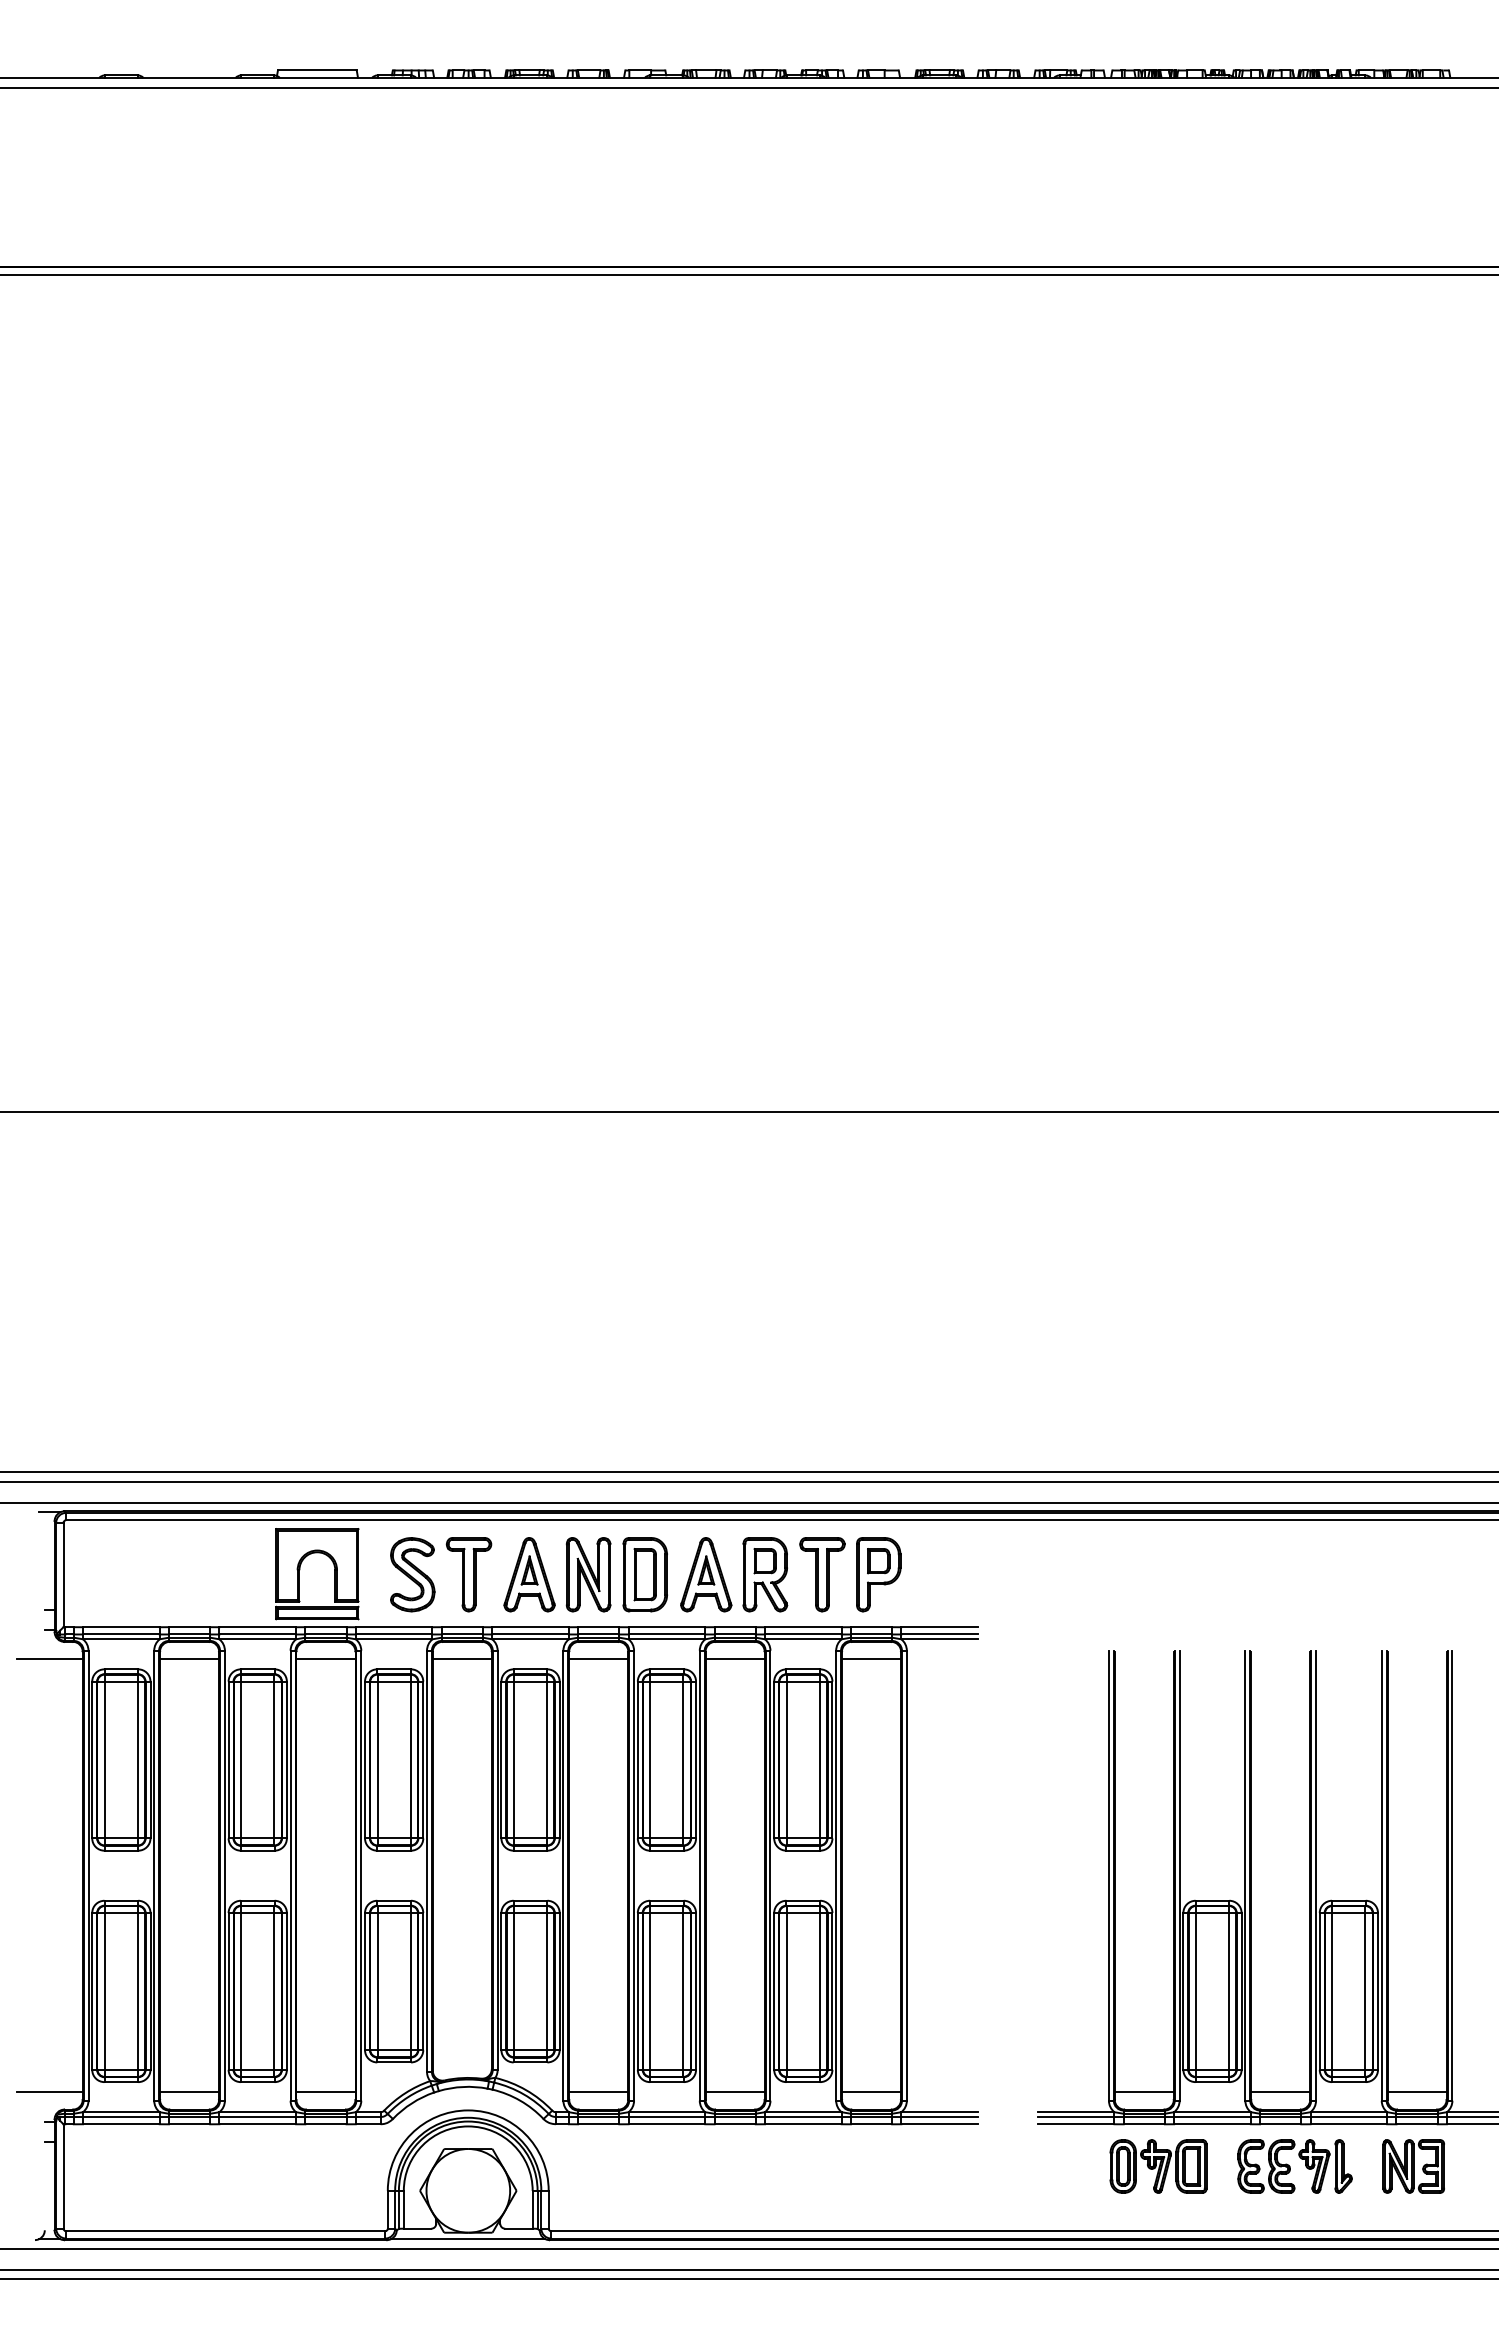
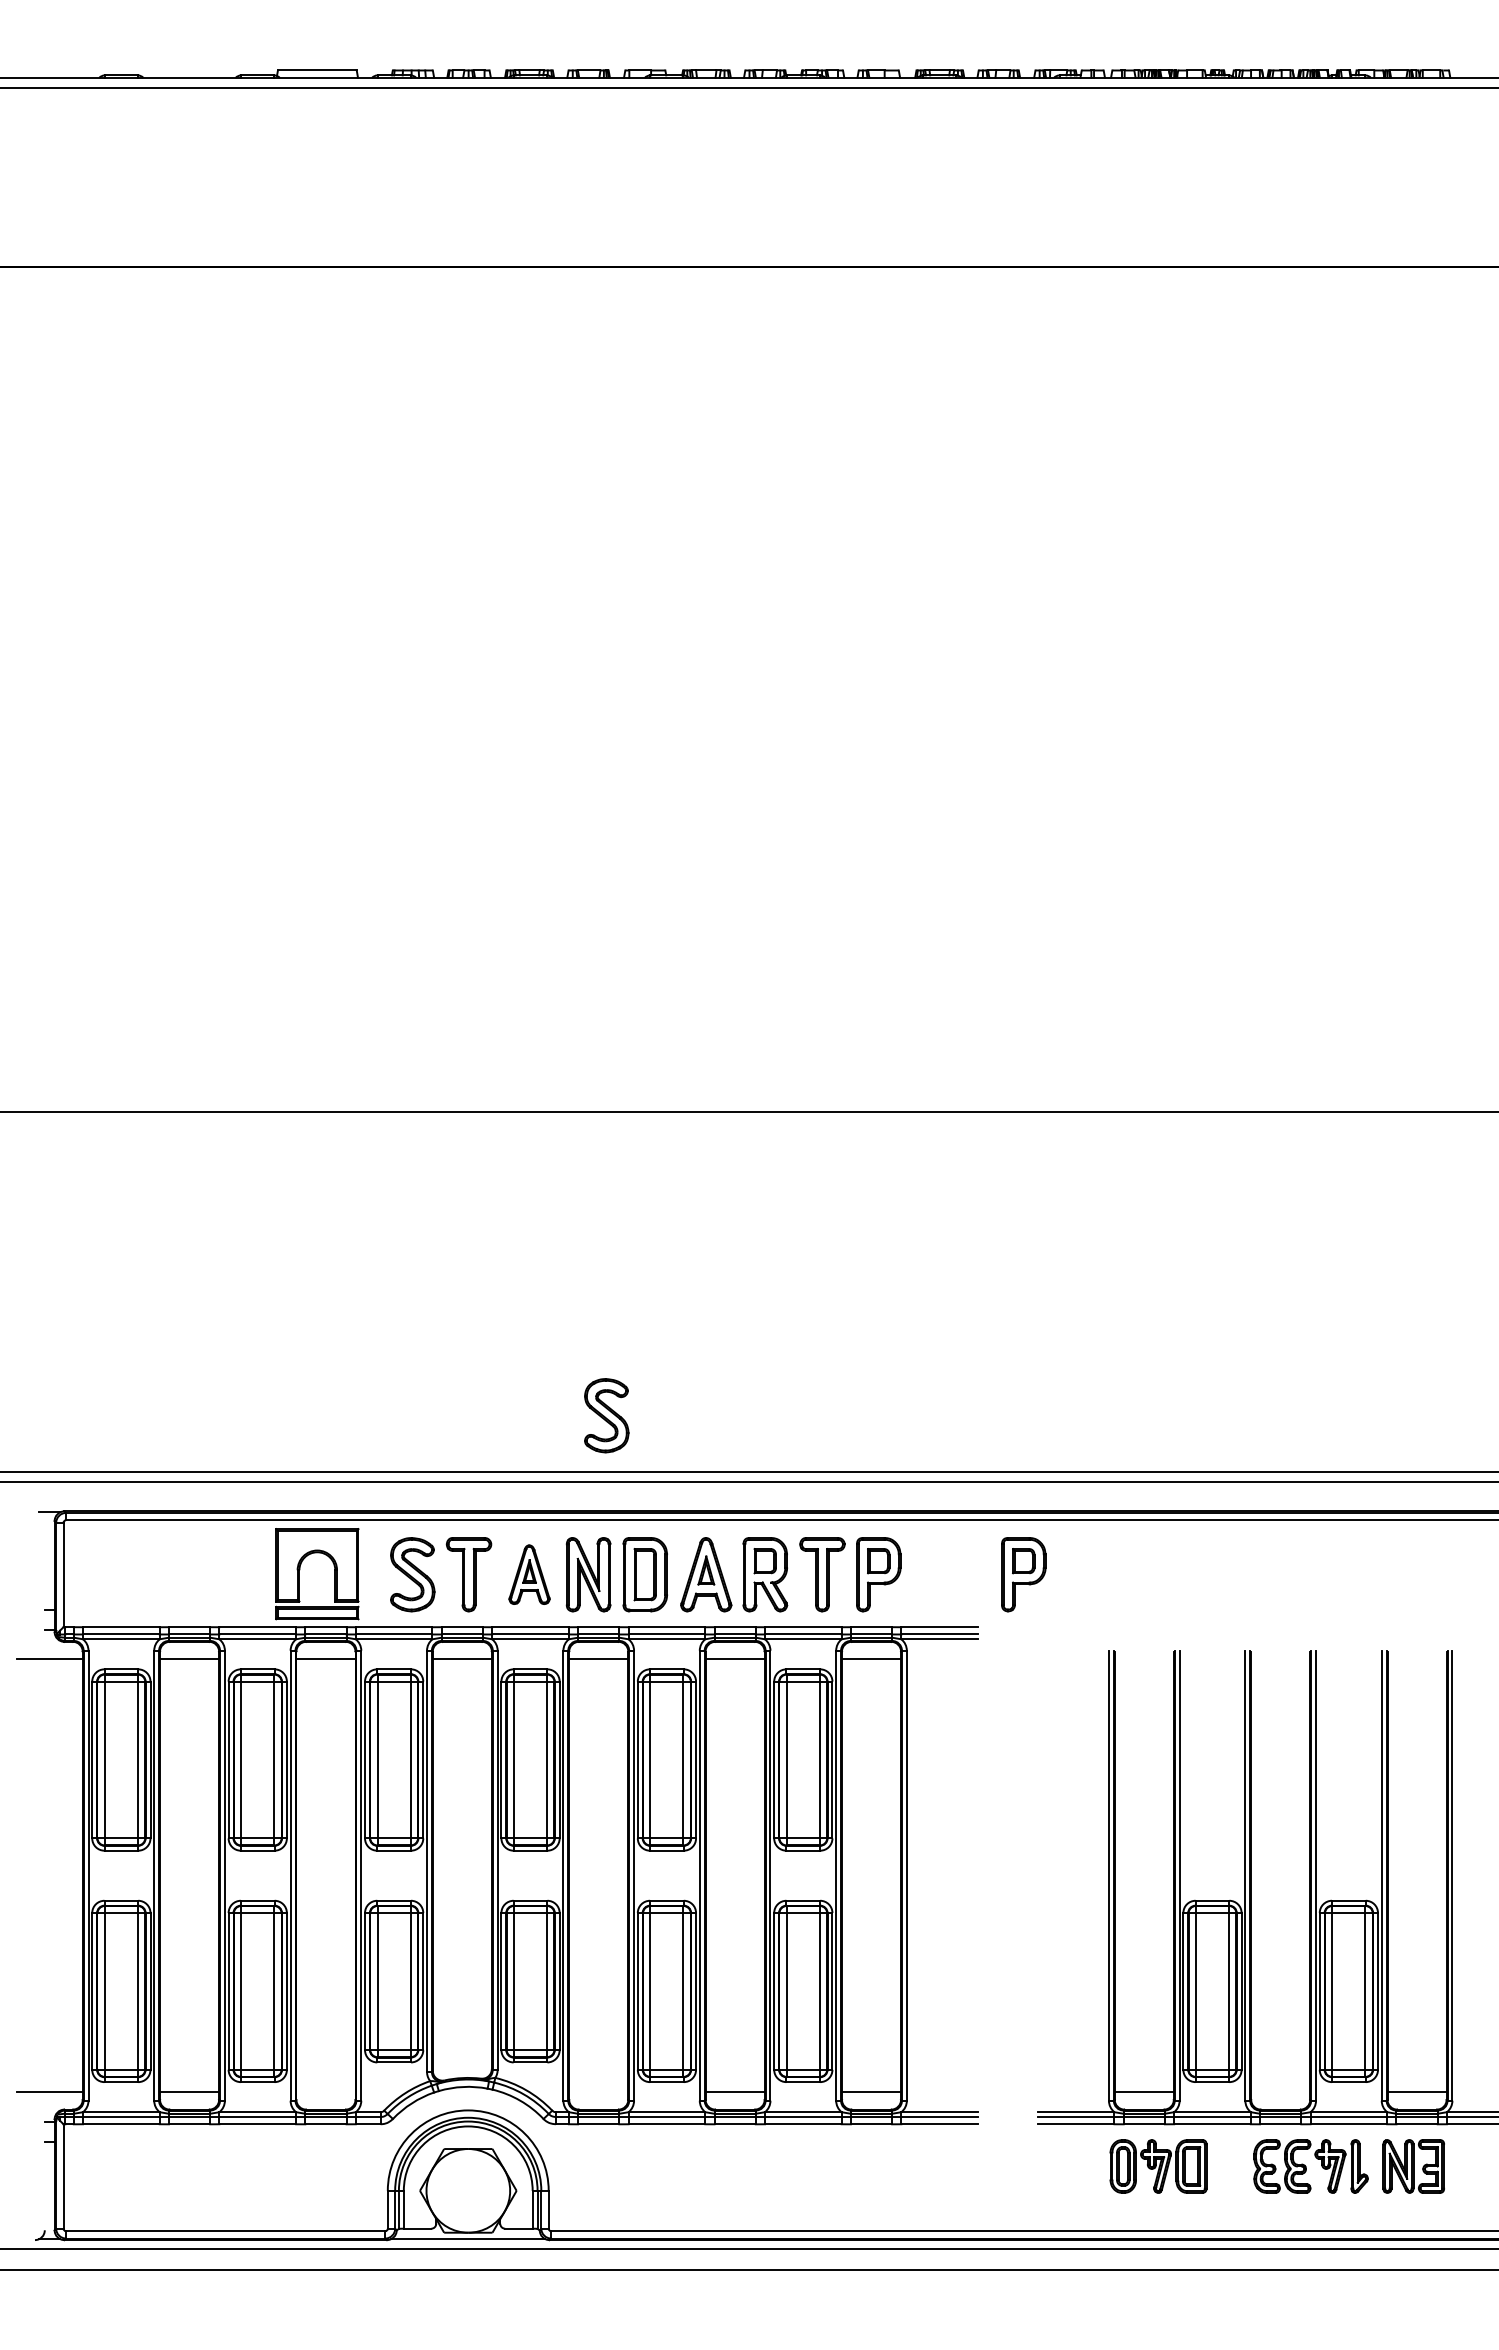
line: present -> none (748, 274)
part: none -> present (606, 1415)
line: present -> none (748, 1502)
part size: 53x76 px -> 43x61 px (529, 1574)
part: none -> present (1023, 1574)
line: present -> none (325, 2091)
line: present -> none (598, 2091)
line: present -> none (1280, 2091)
part position: (1294, 2166) -> (1310, 2166) (1310, 2166)
line: present -> none (748, 2279)
